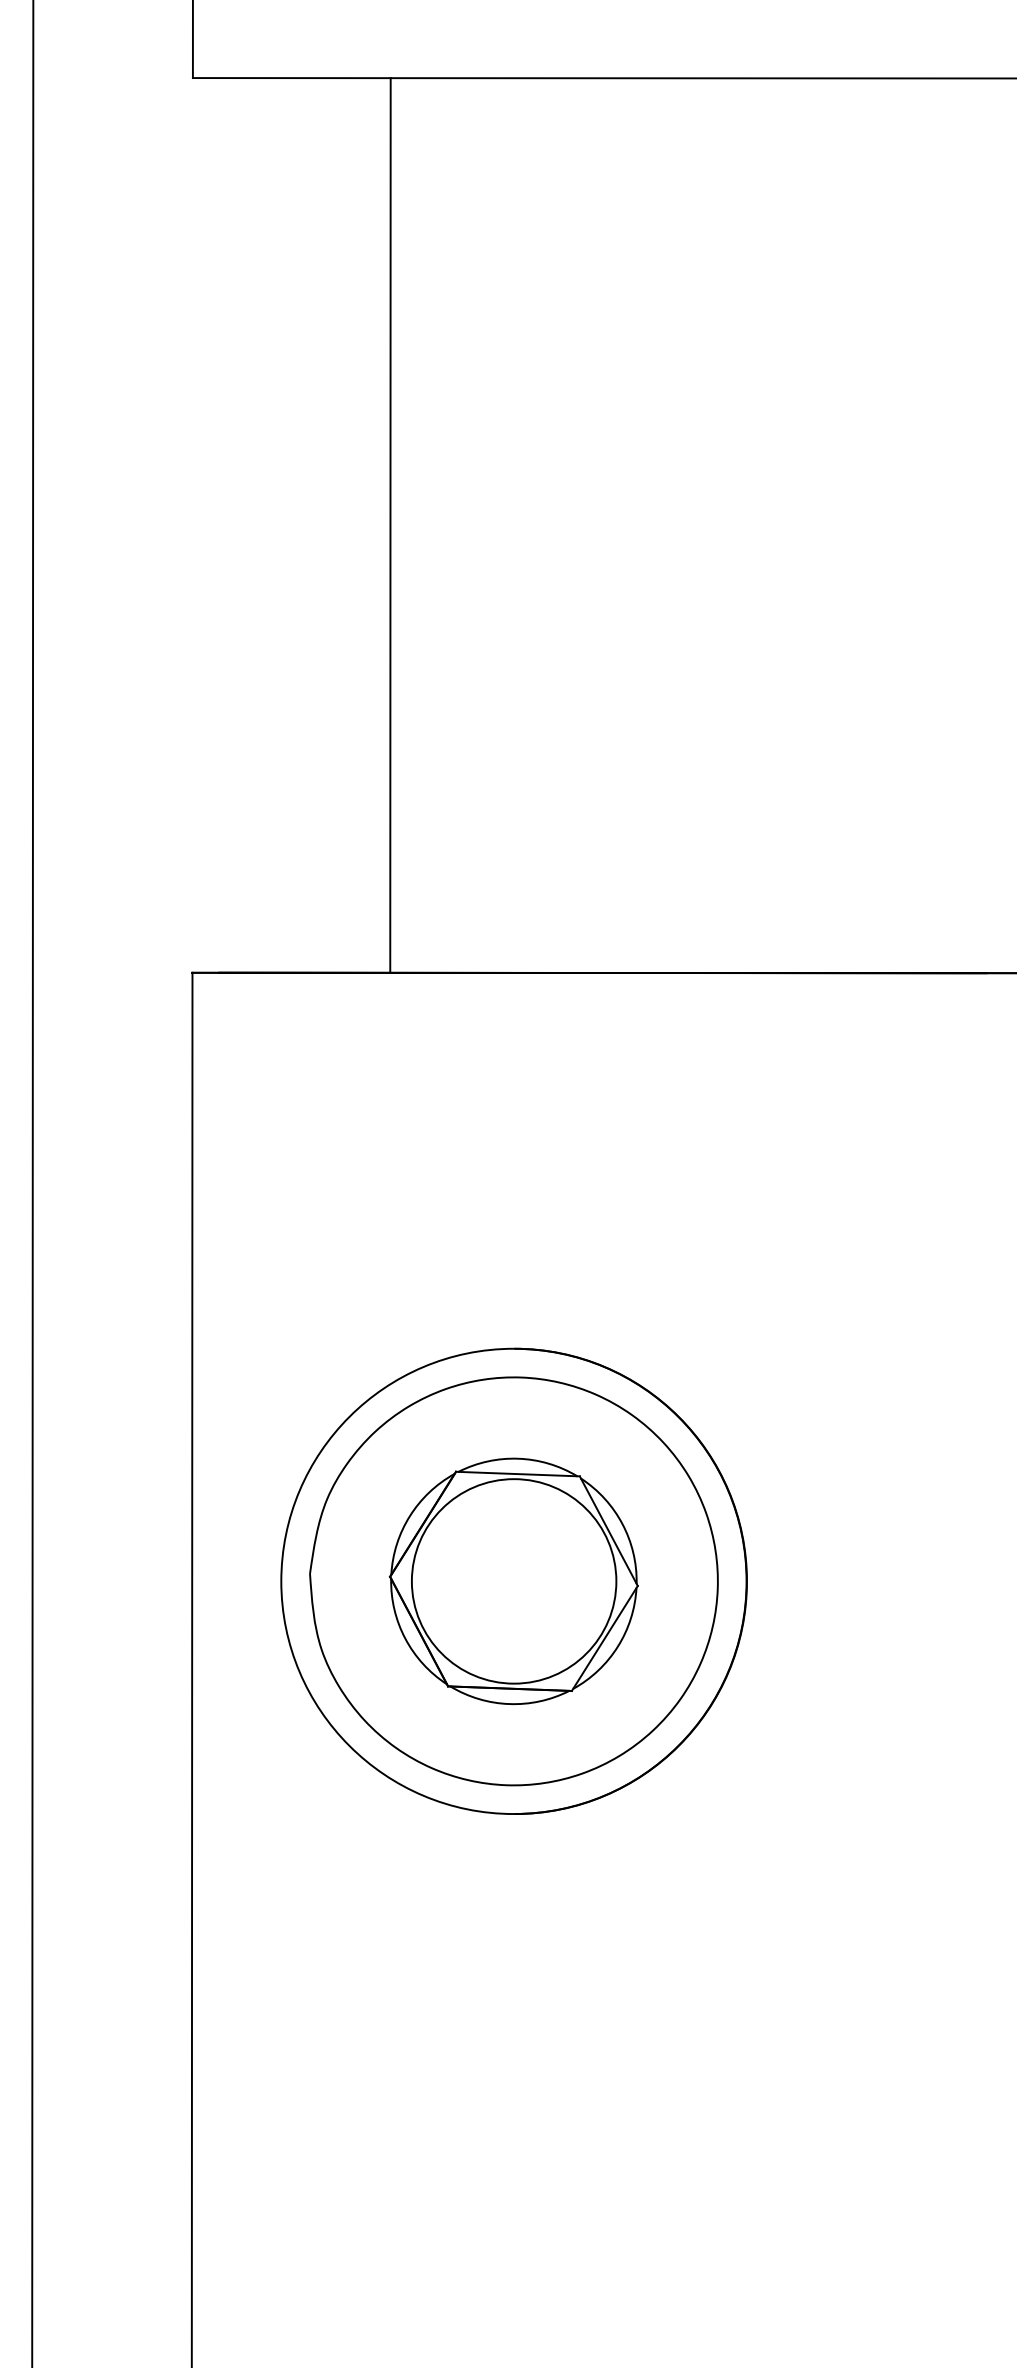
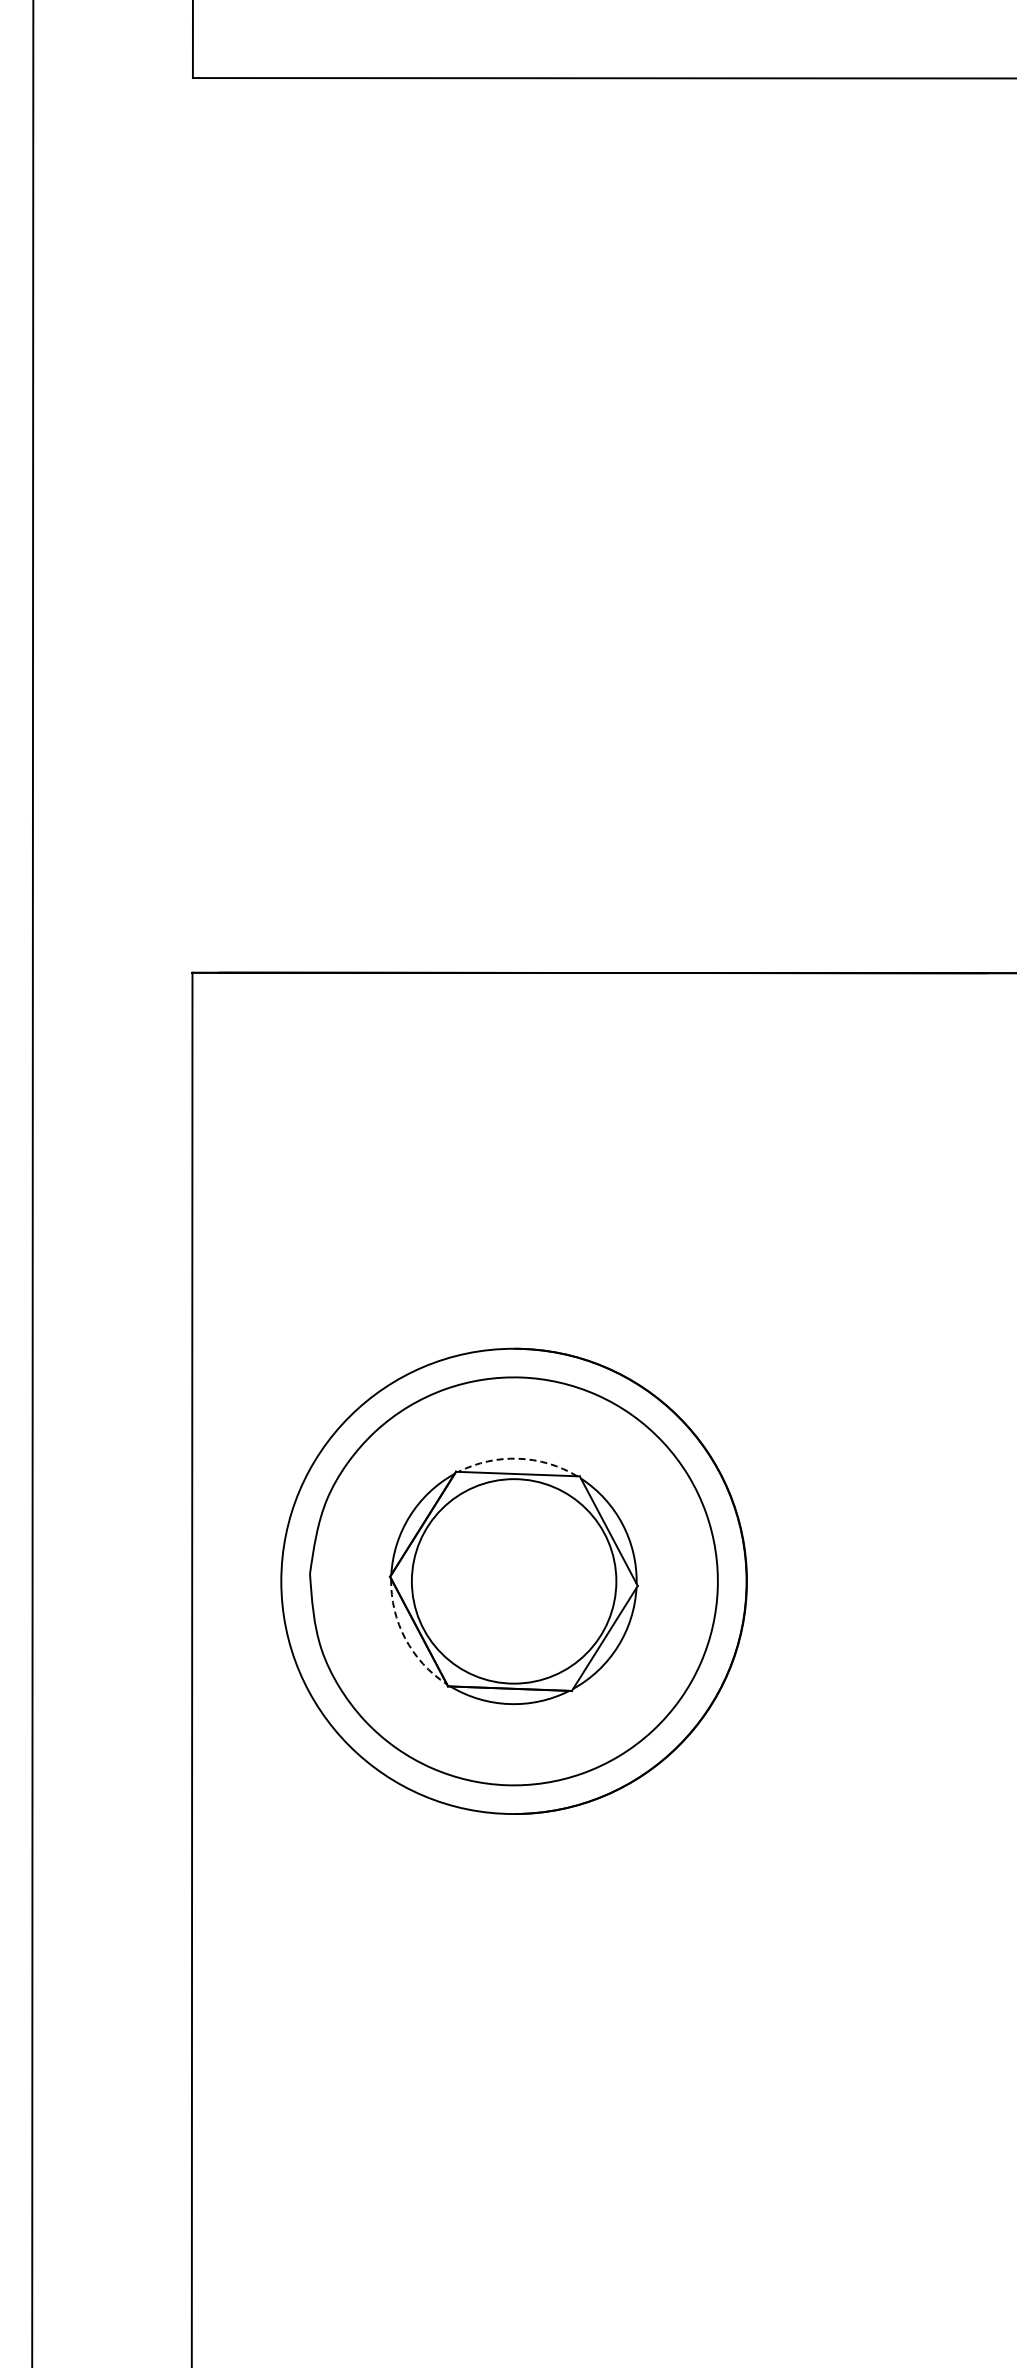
line: present -> none (390, 525)
arc: solid -> dashed (518, 1458)
arc: solid -> dashed (405, 1638)
